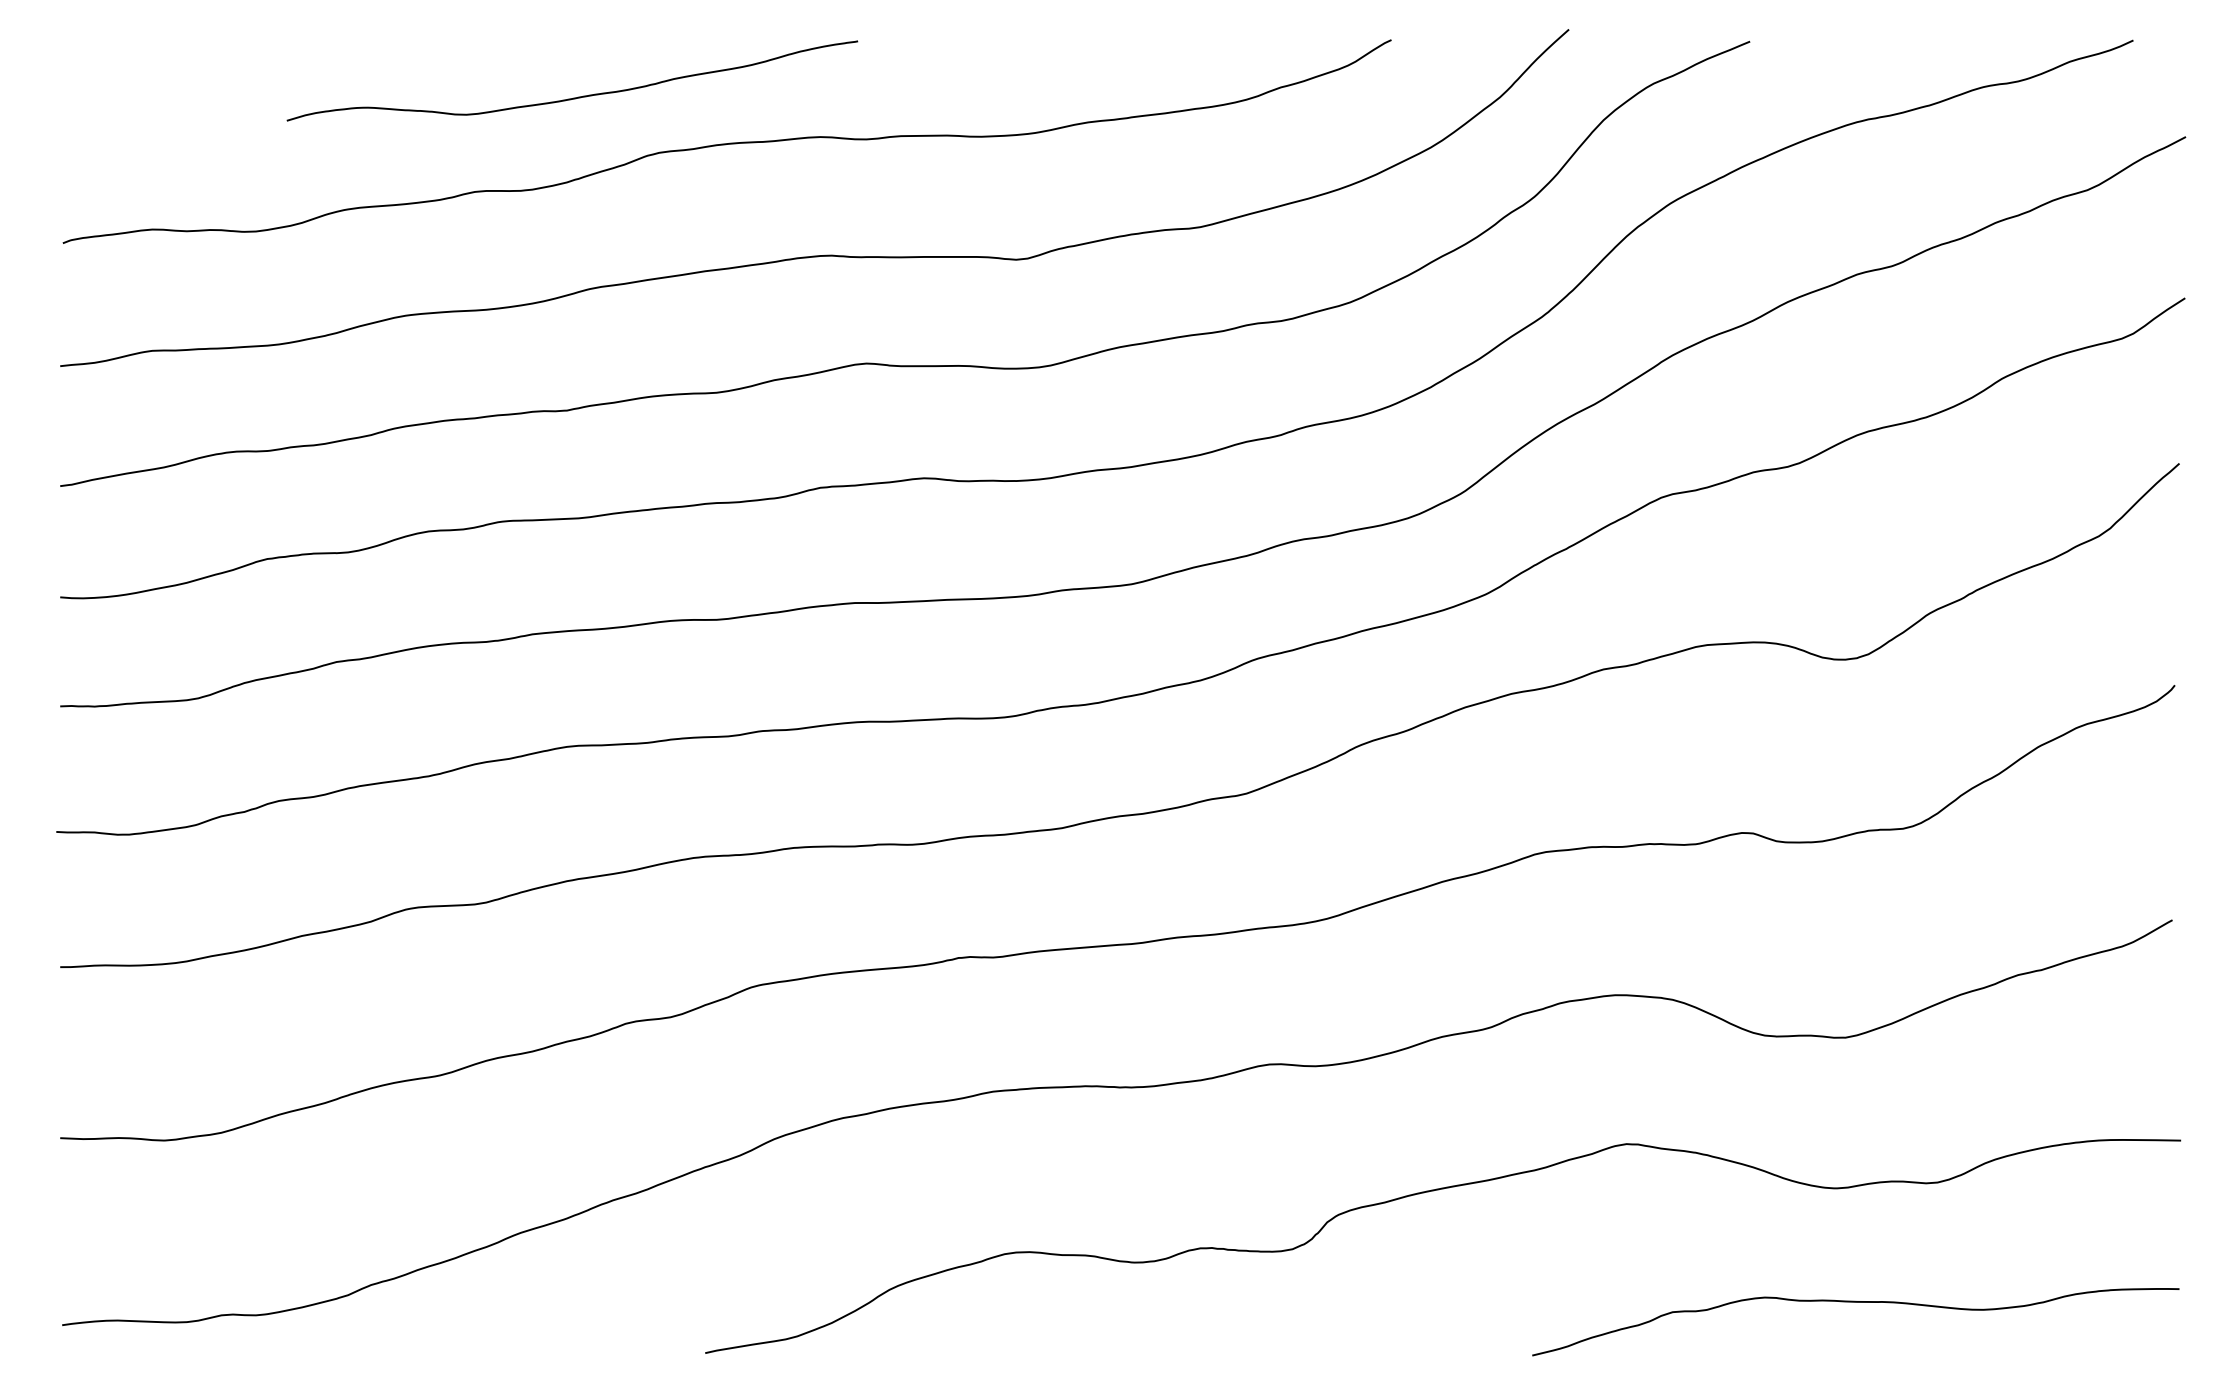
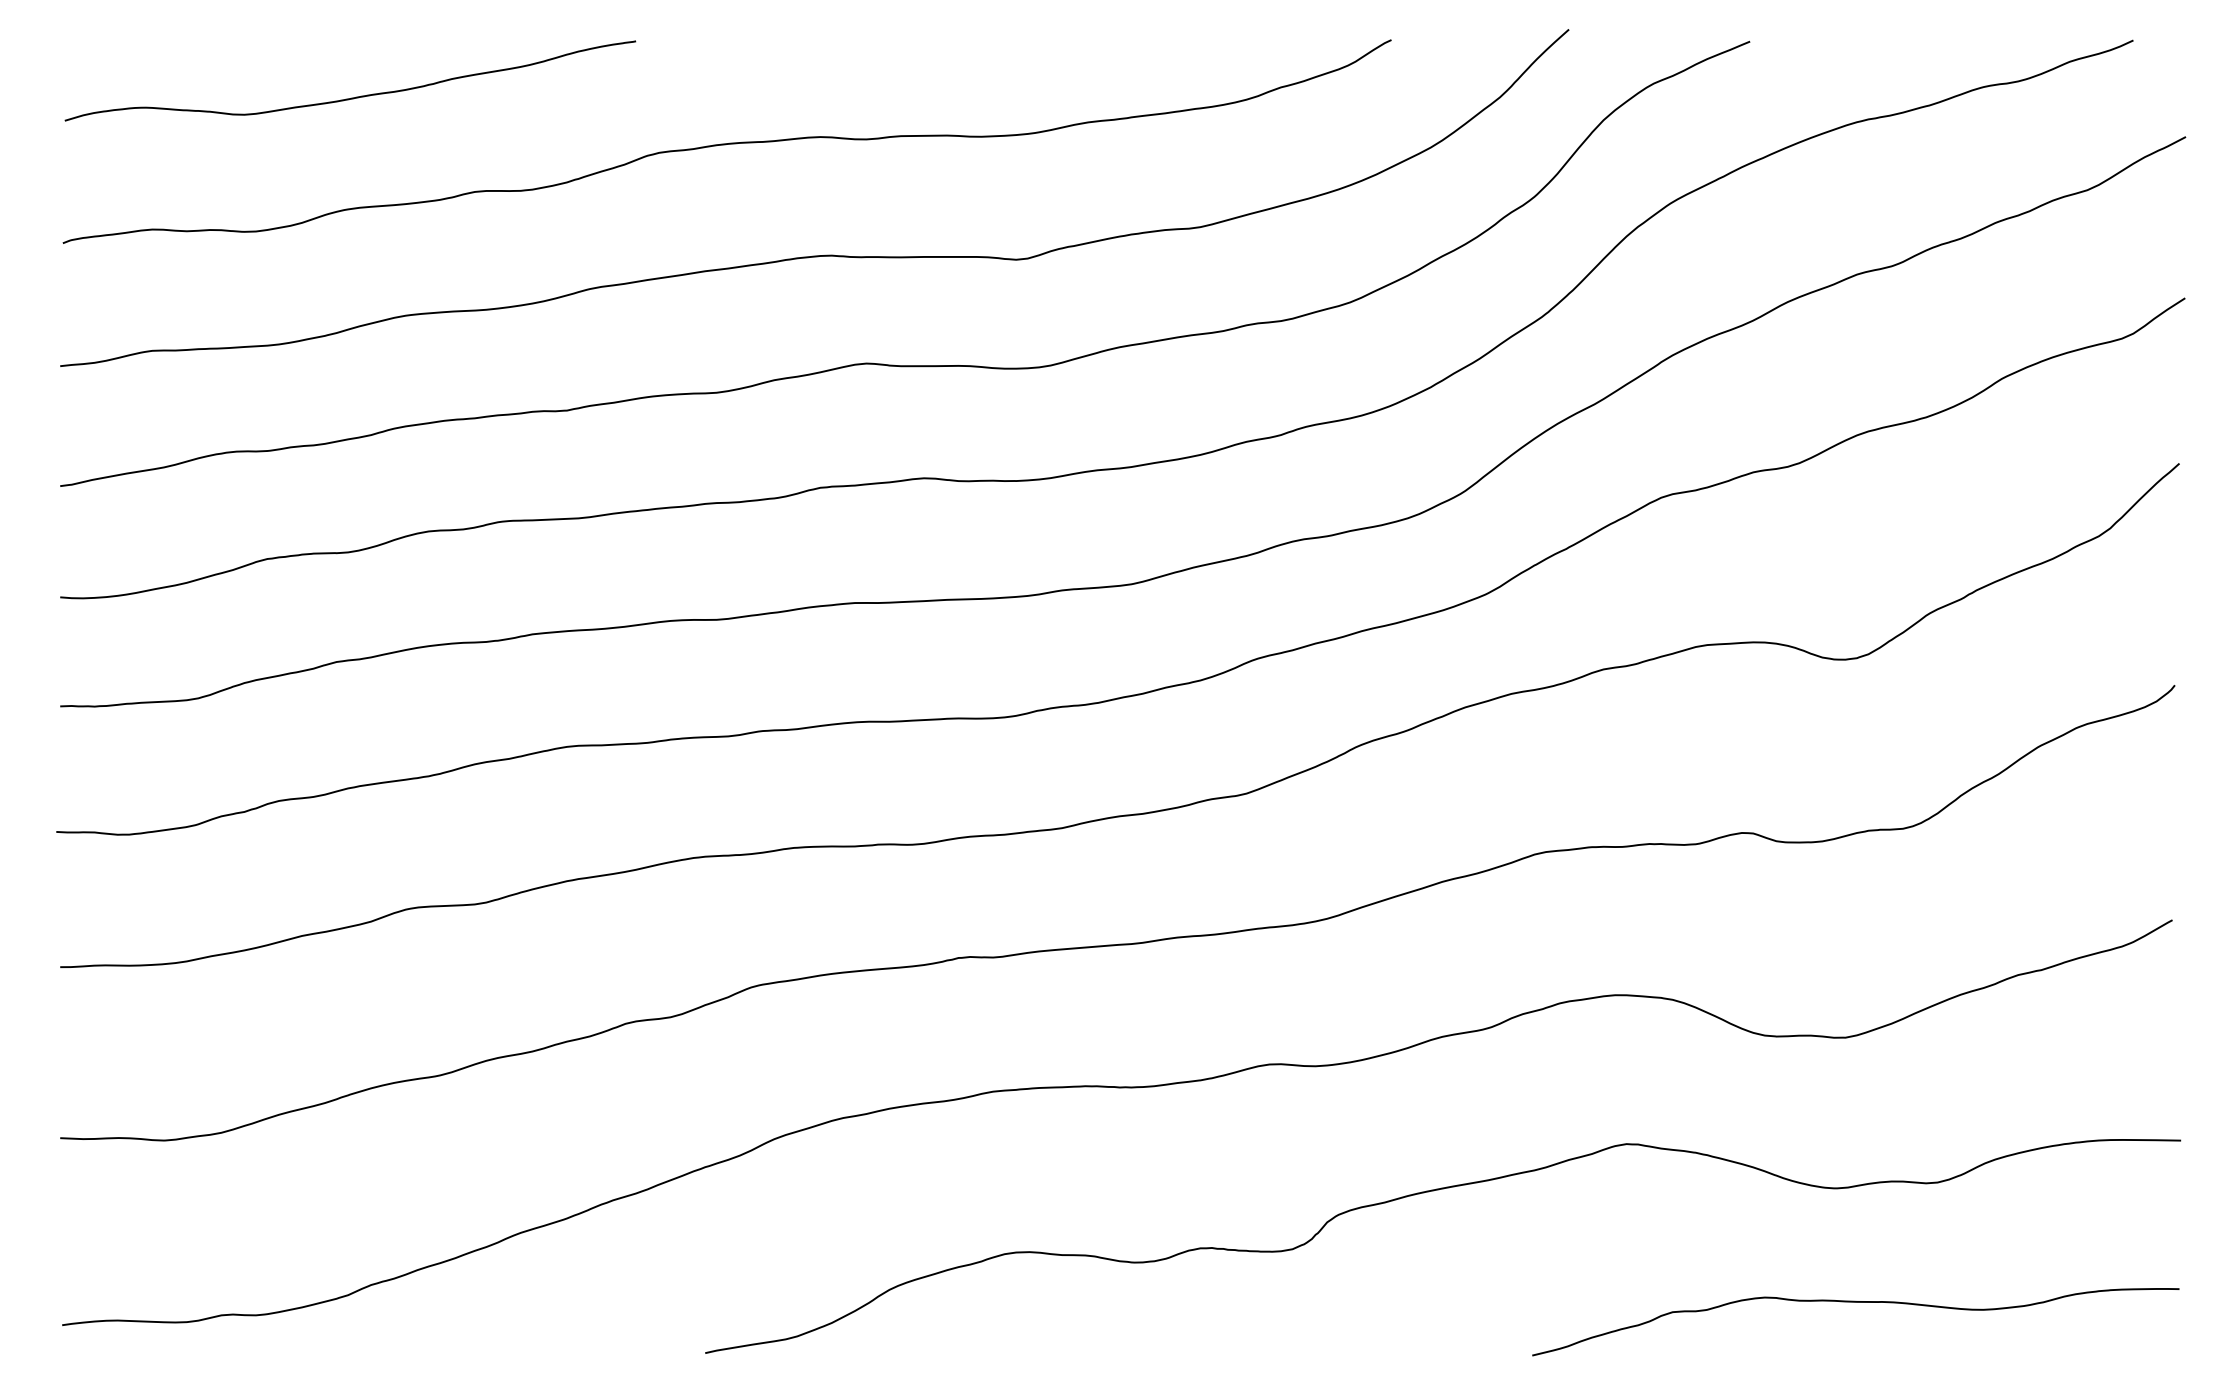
curve position: (573, 97) -> (351, 97) (351, 97)
